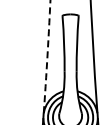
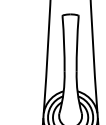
arc: dashed -> solid (47, 56)
